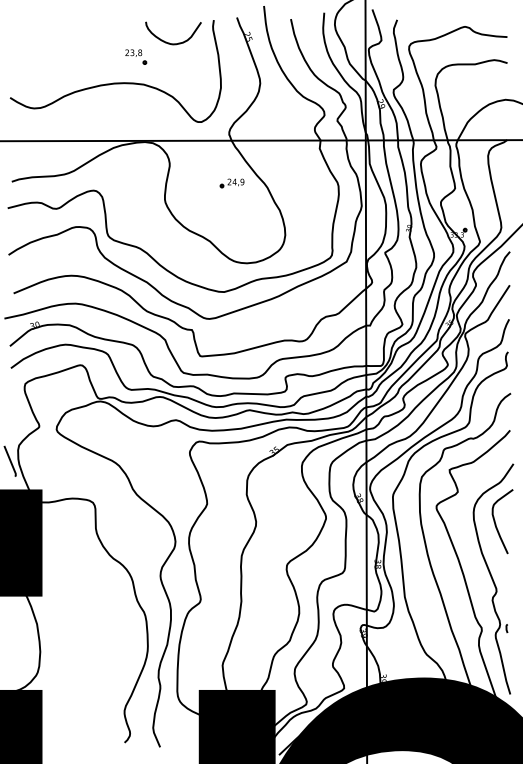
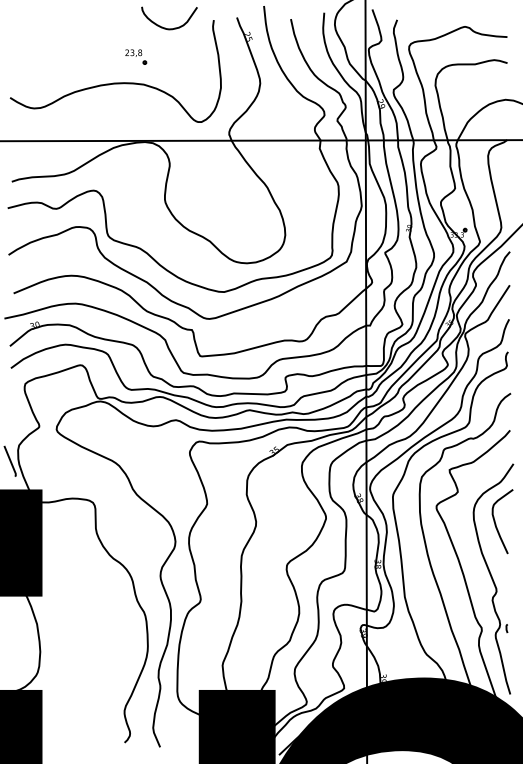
curve position: (169, 42) -> (165, 27) (165, 27)
part: present -> none (231, 183)
